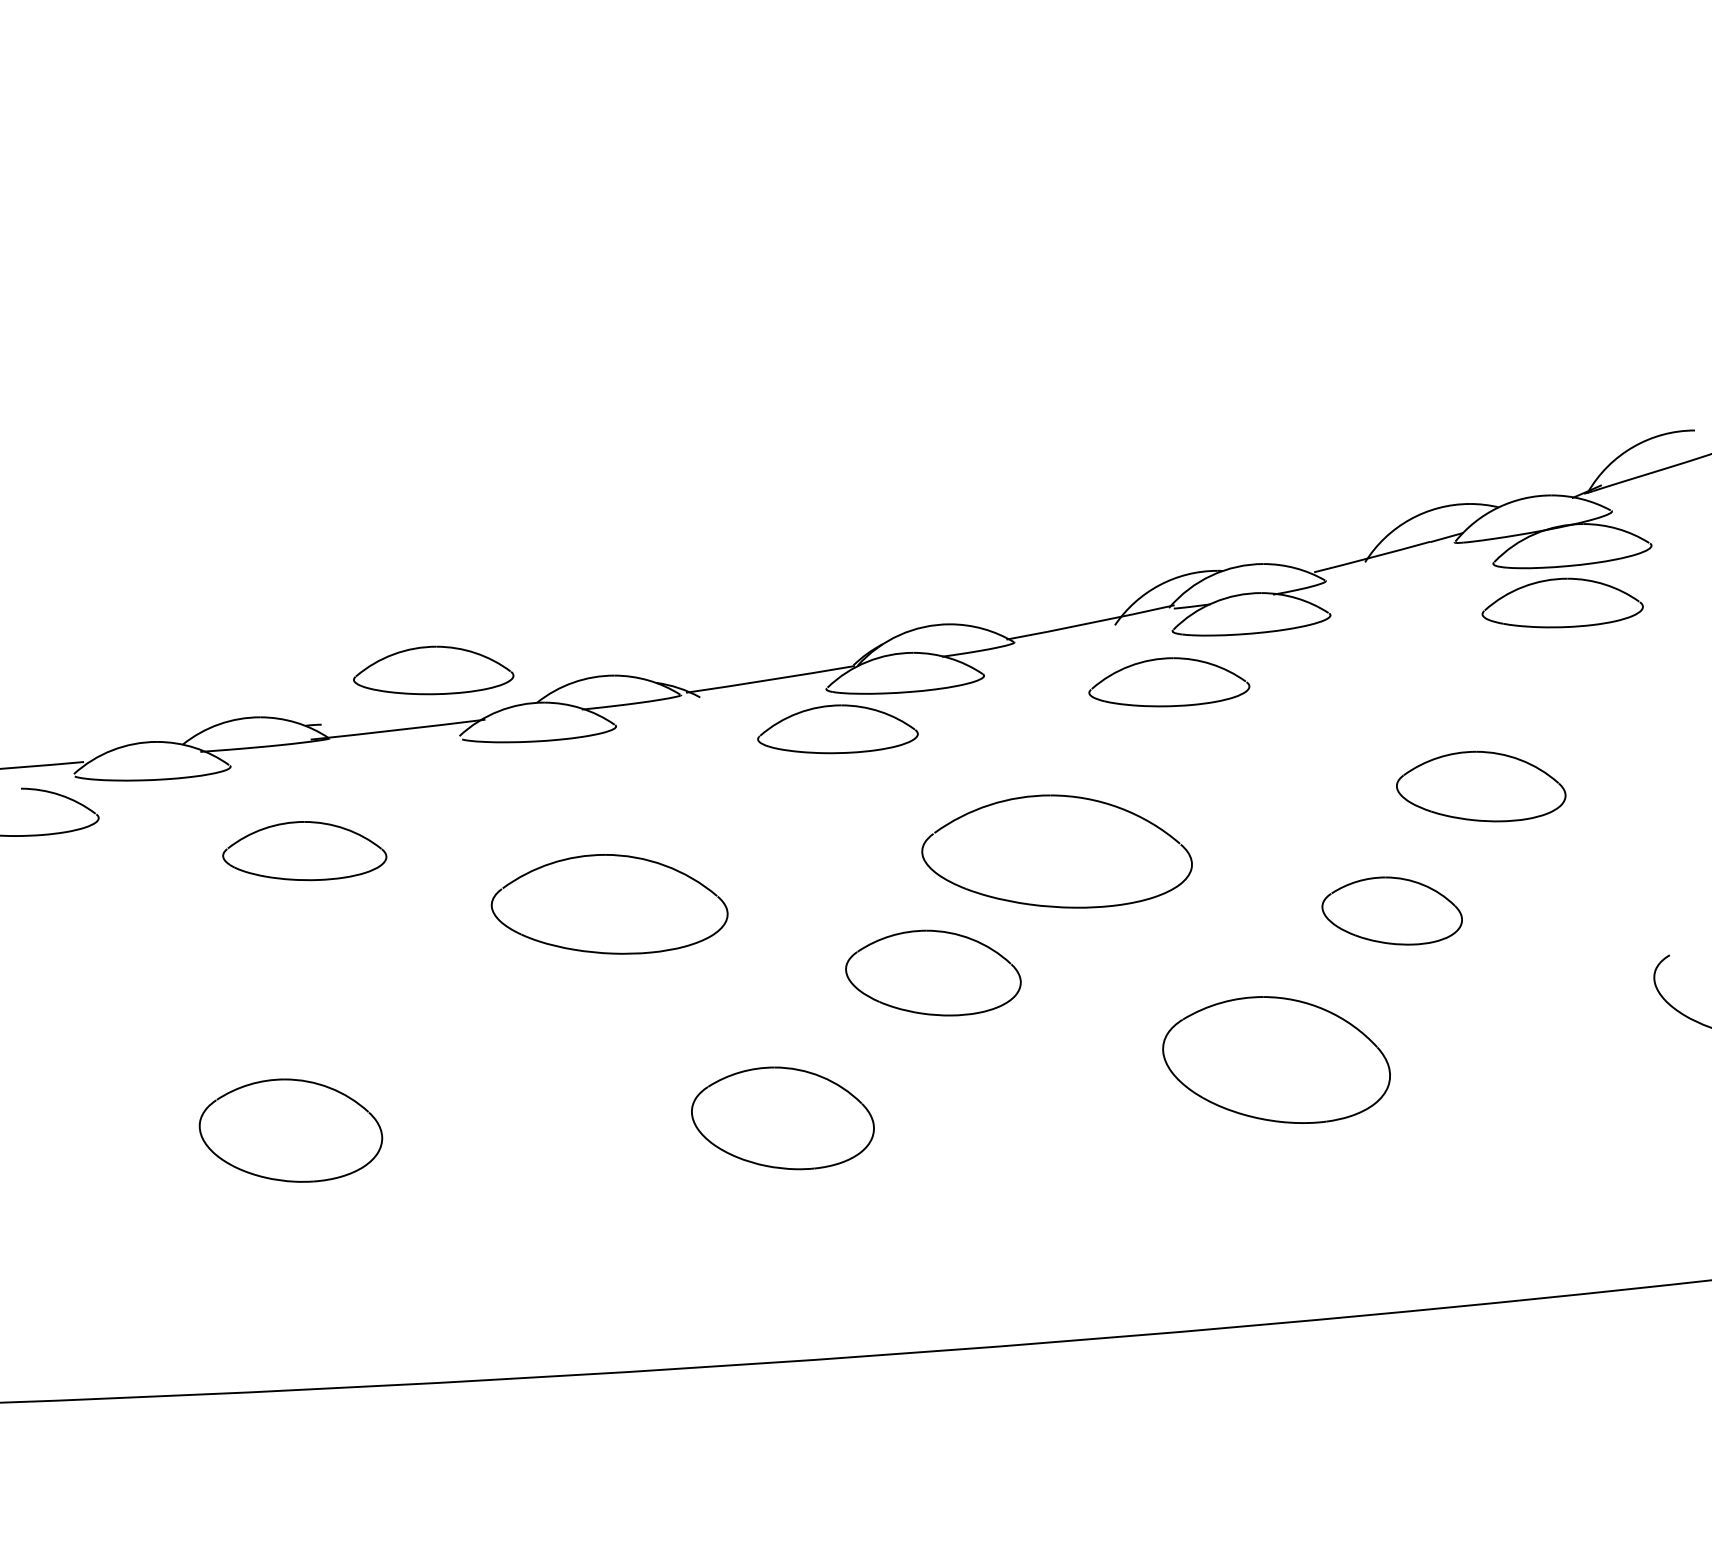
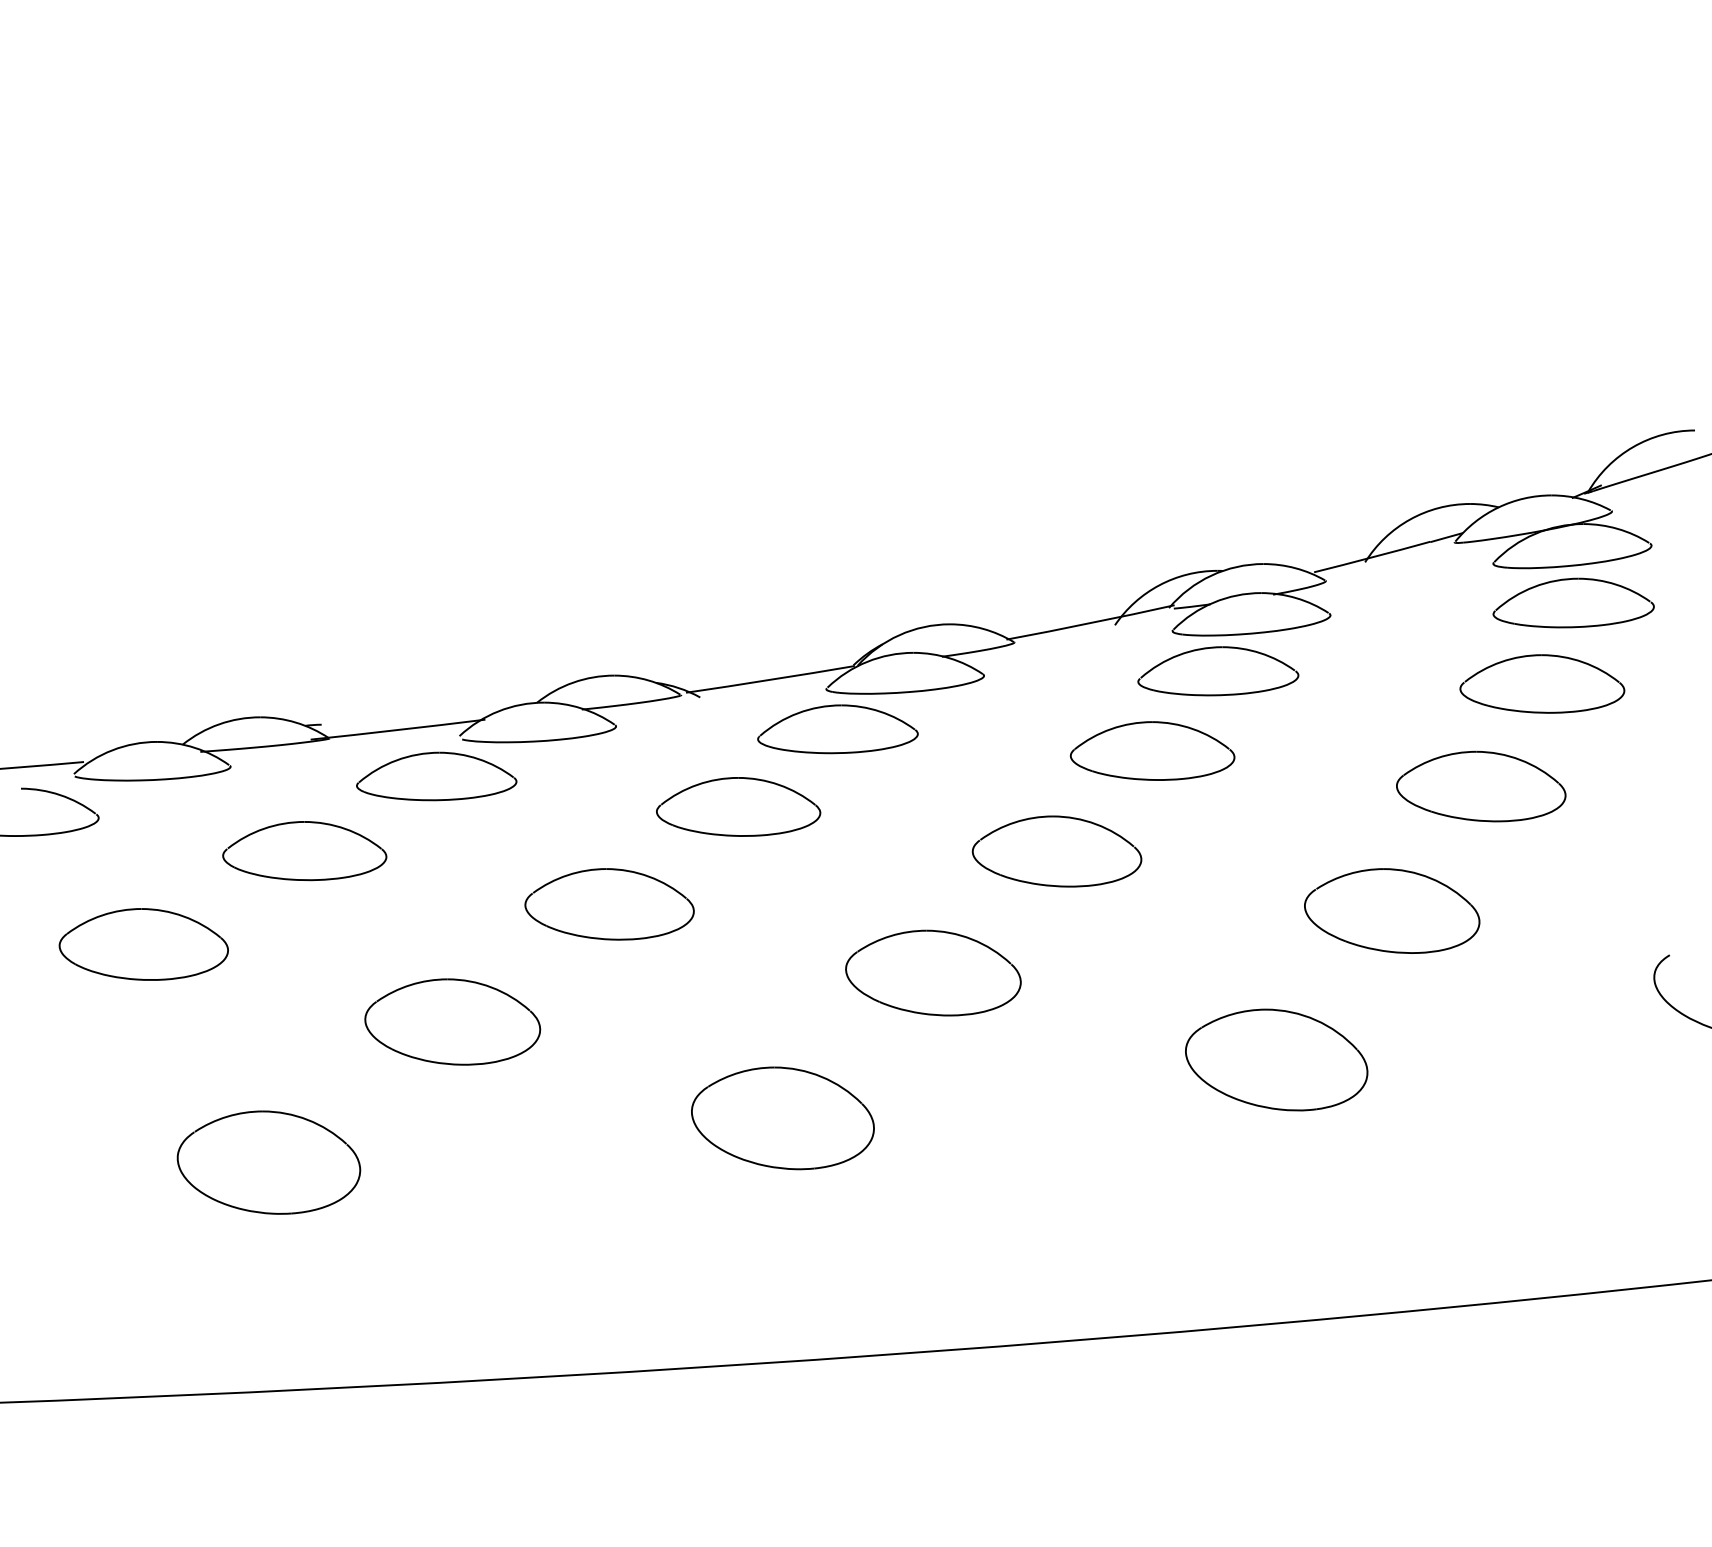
part position: (1562, 602) -> (1573, 602) (1573, 602)
part position: (433, 670) -> (436, 776) (436, 776)
part position: (1169, 682) -> (1218, 671) (1218, 671)
part: none -> present (1542, 683)
part: none -> present (1152, 750)
part: none -> present (738, 806)
part size: 272x115 px -> 172x73 px (1056, 851)
part size: 239x101 px -> 171x73 px (609, 904)
part size: 142x70 px -> 177x86 px (1392, 910)
part: none -> present (143, 944)
part: none -> present (452, 1021)
part size: 229x128 px -> 184x104 px (1276, 1059)
part position: (290, 1130) -> (268, 1162) (268, 1162)
